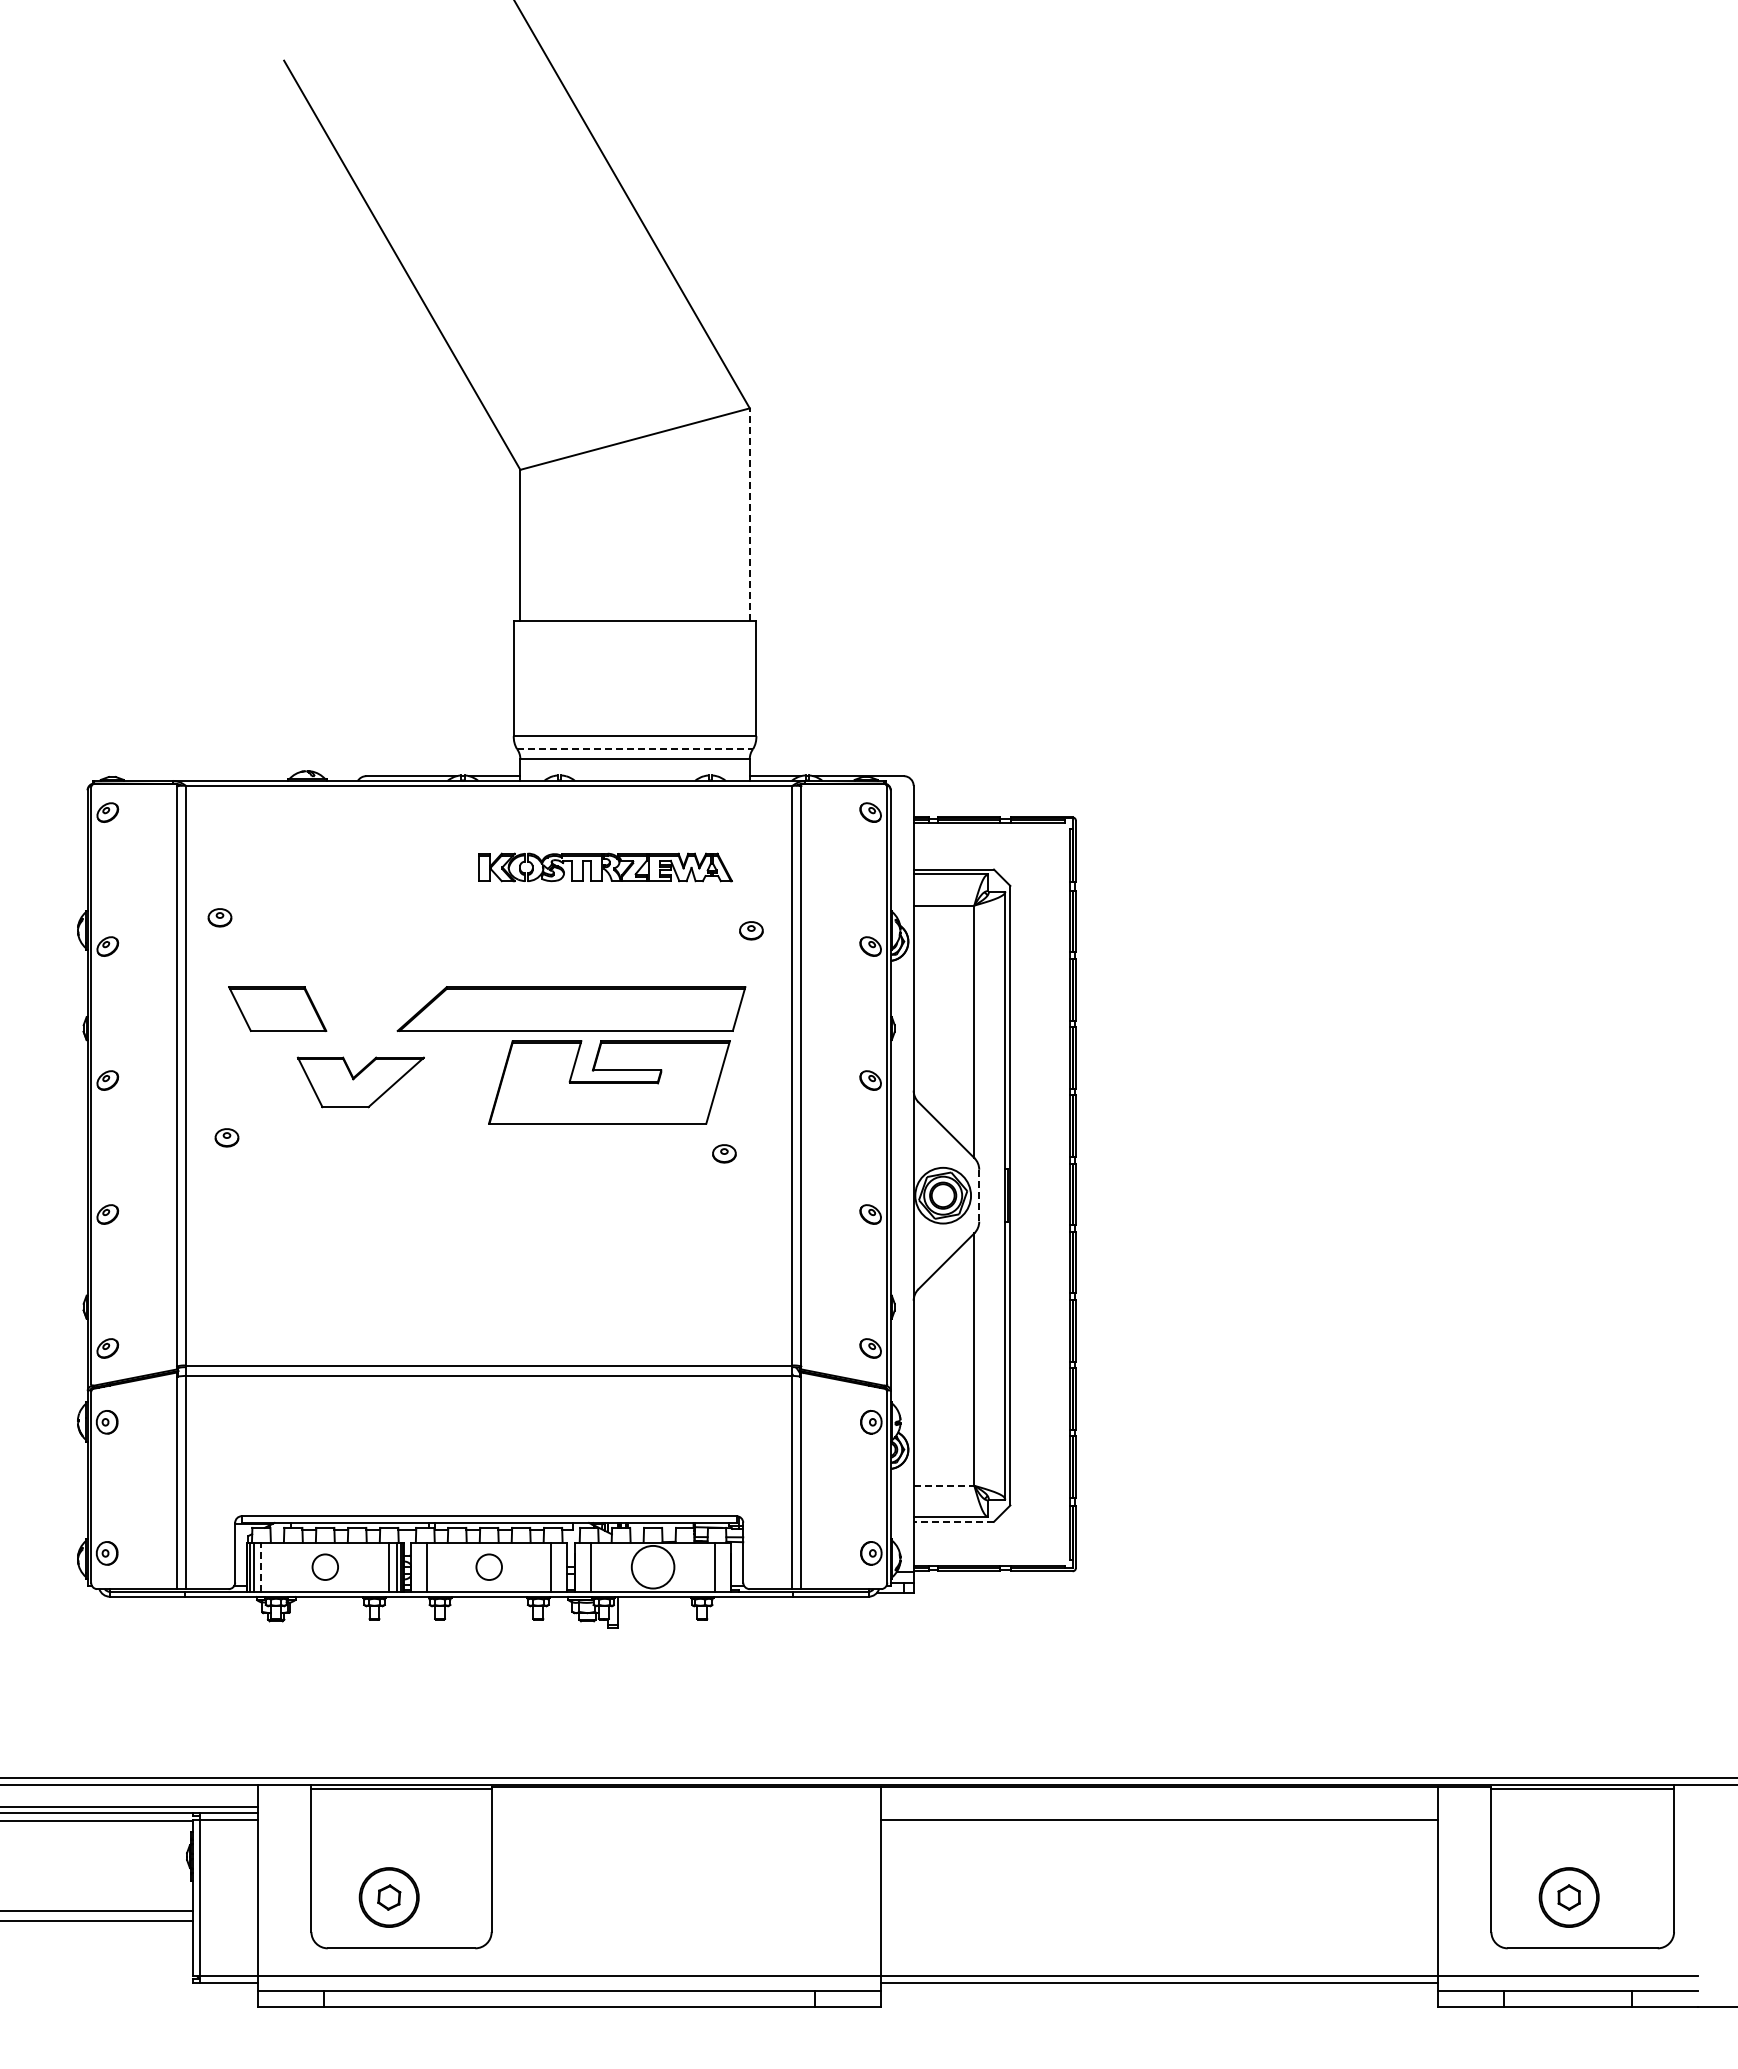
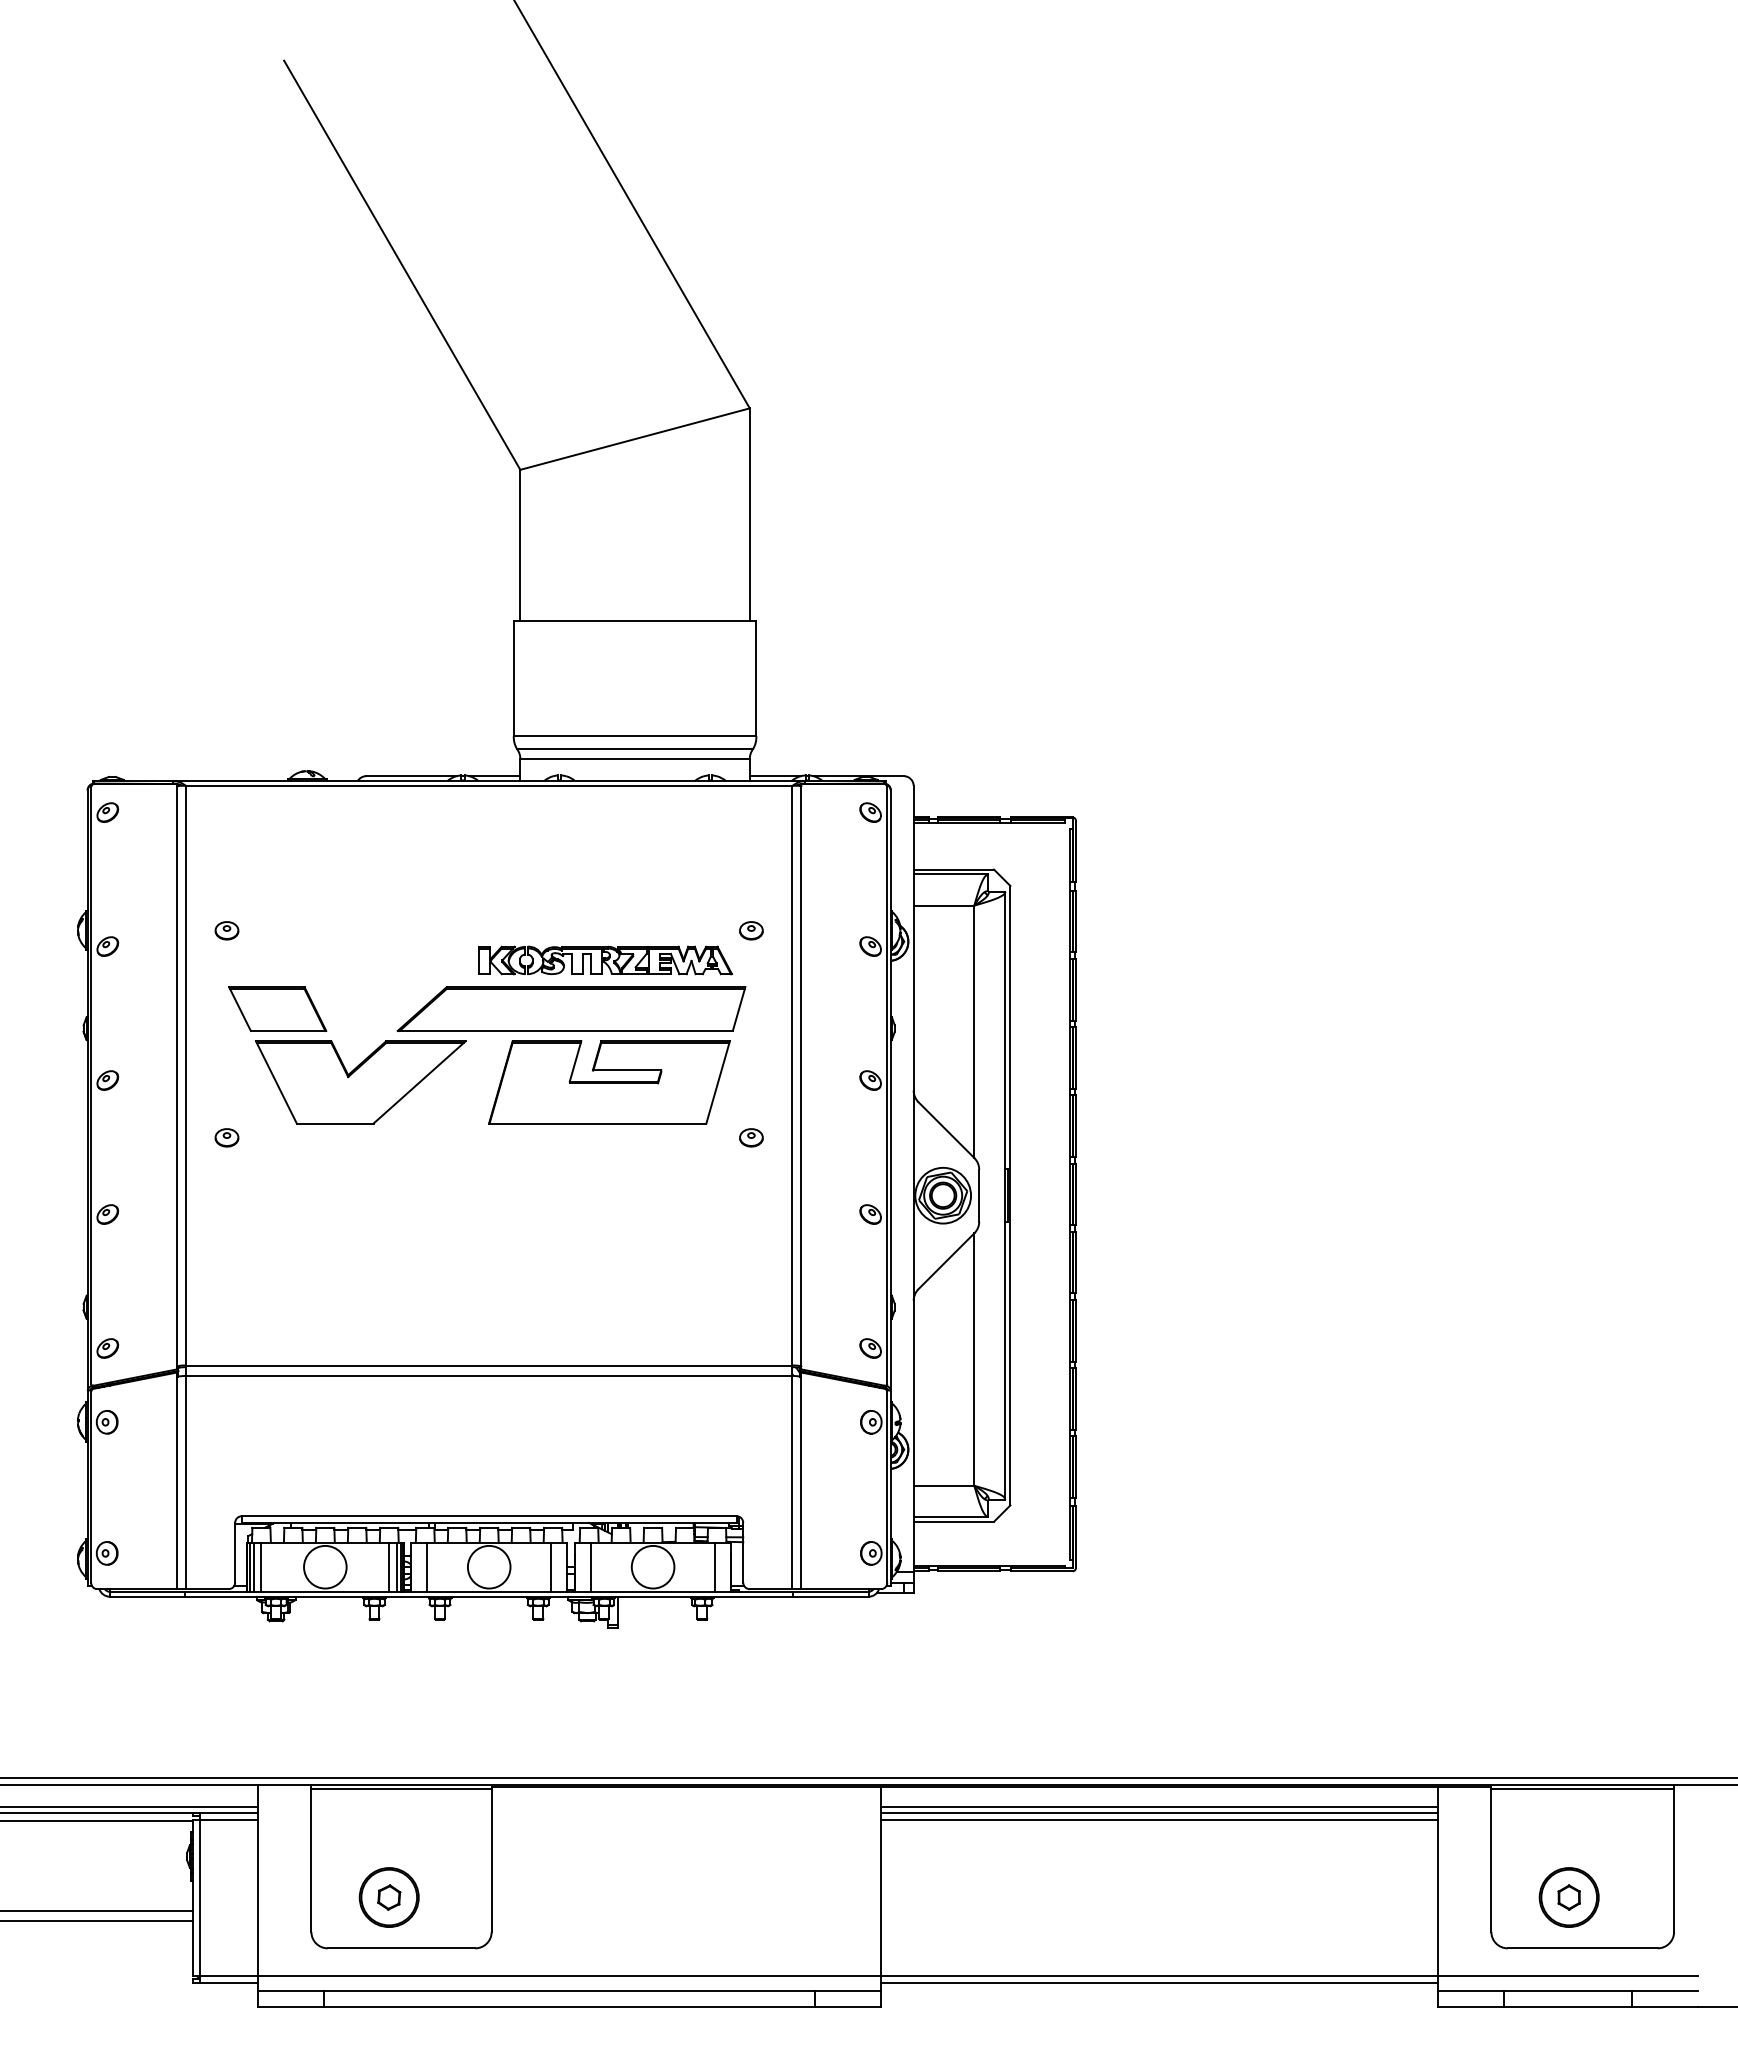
line: dashed -> solid (749, 514)
line: dashed -> solid (635, 749)
part position: (605, 867) -> (605, 960) (605, 960)
part position: (219, 917) -> (226, 930) (226, 930)
part size: 129x53 px -> 212x85 px (360, 1082)
part position: (724, 1153) -> (751, 1137) (751, 1137)
line: dashed -> solid (979, 1195)
line: dashed -> solid (944, 1485)
line: dashed -> solid (953, 1521)
line: dashed -> solid (261, 1567)
circle diameter: 26 px -> 43 px (325, 1566)
circle diameter: 26 px -> 43 px (488, 1566)
line: none -> present (1159, 1806)
line: none -> present (1159, 1812)
